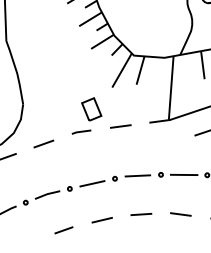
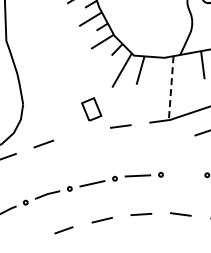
line: solid -> dashed (171, 88)
line: present -> none (81, 131)
line: present -> none (183, 174)
